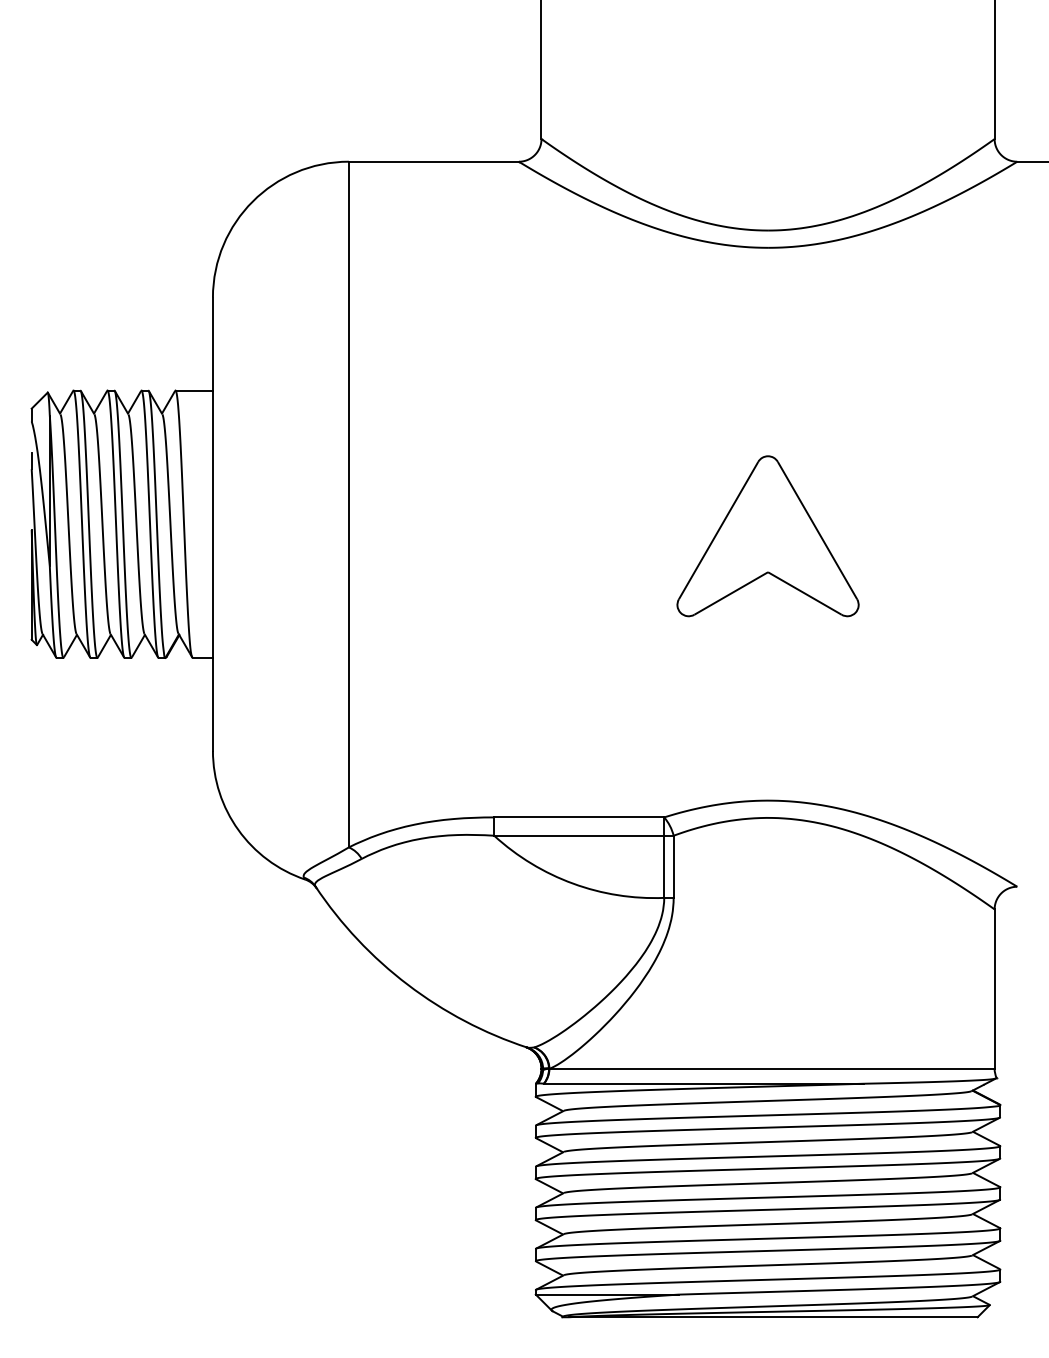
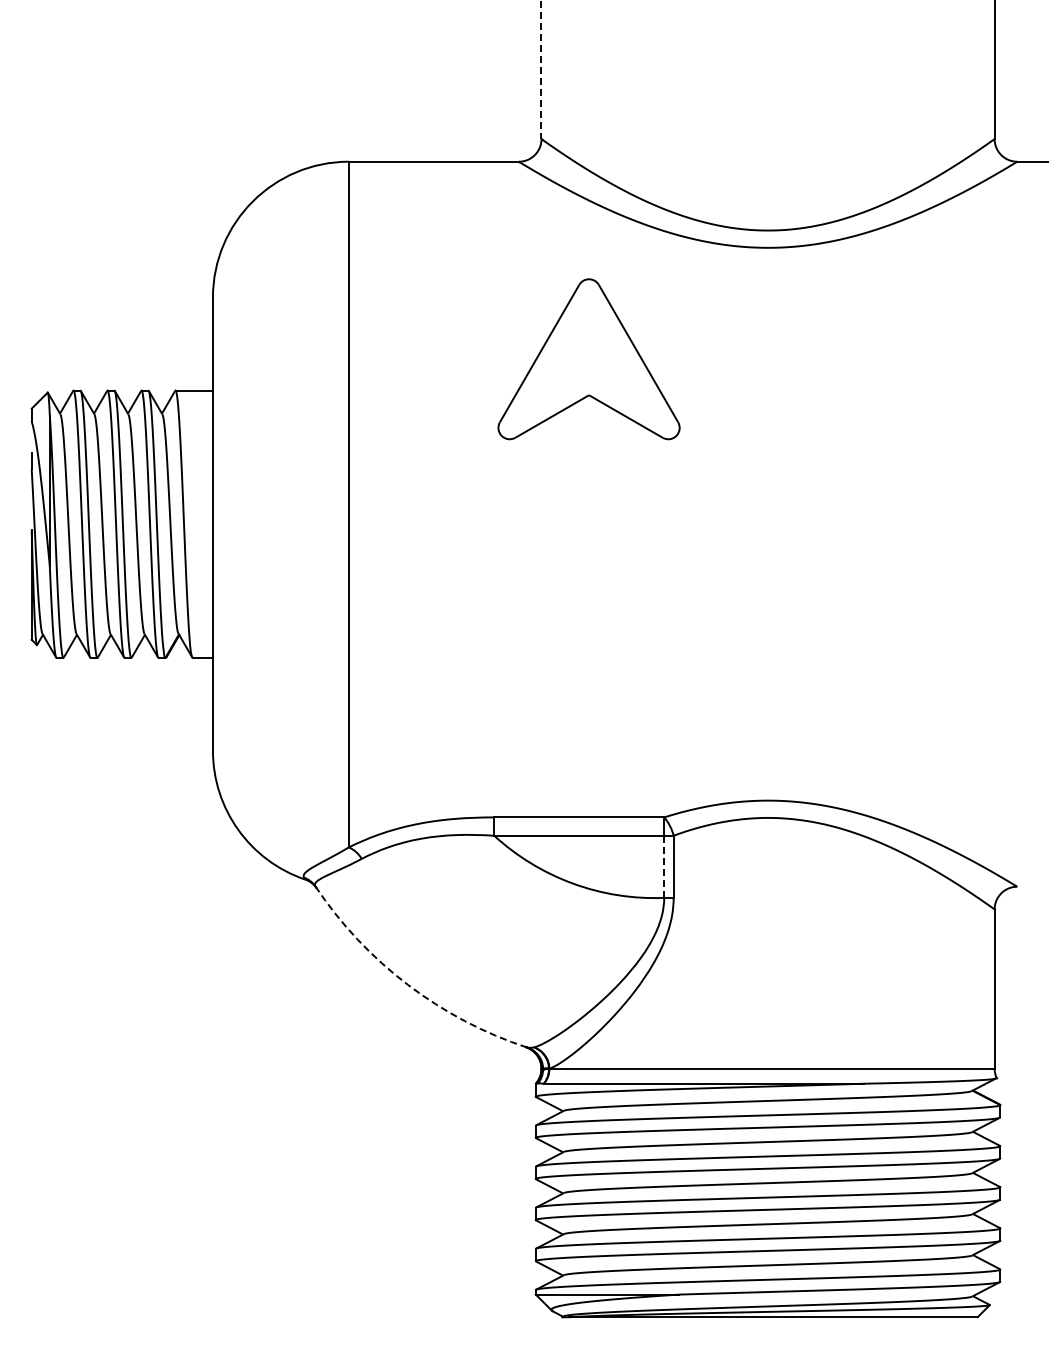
line: solid -> dashed (541, 70)
part position: (767, 536) -> (588, 359) (588, 359)
line: solid -> dashed (664, 866)
arc: solid -> dashed (407, 984)
